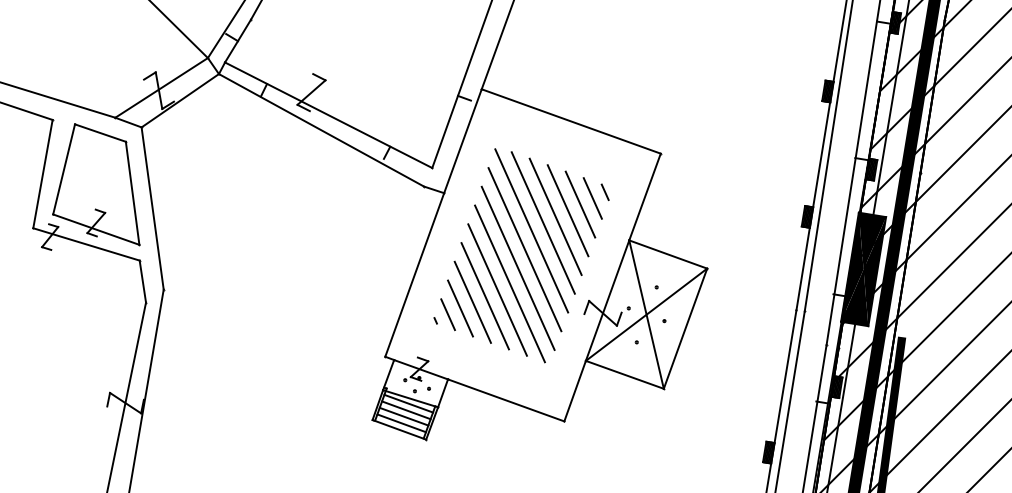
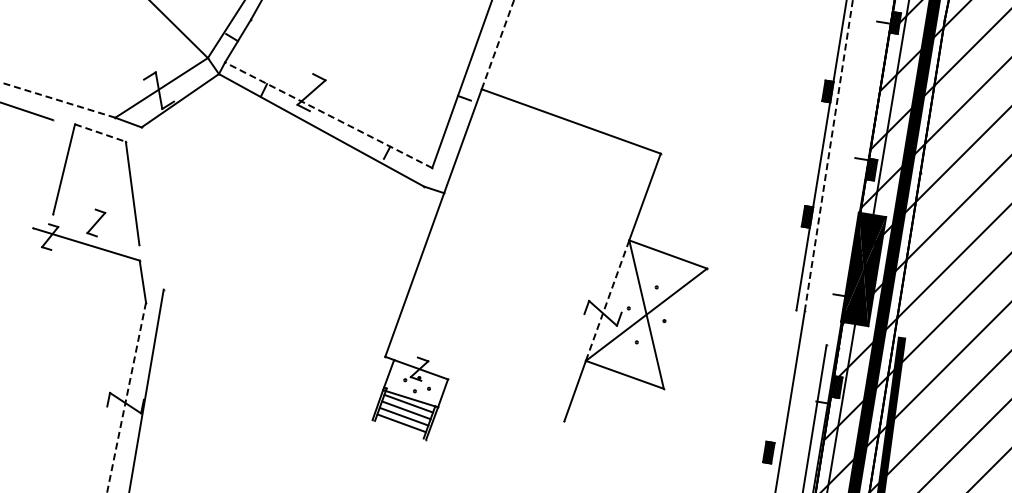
line: solid -> dashed (498, 44)
line: solid -> dashed (58, 100)
line: solid -> dashed (328, 115)
line: solid -> dashed (100, 133)
line: solid -> dashed (828, 155)
line: present -> none (42, 173)
line: present -> none (852, 173)
line: present -> none (152, 208)
line: present -> none (96, 229)
hatch: present -> none (521, 255)
line: solid -> dashed (607, 301)
line: present -> none (685, 328)
line: solid -> dashed (126, 397)
line: present -> none (781, 399)
line: present -> none (506, 400)
line: present -> none (399, 429)
